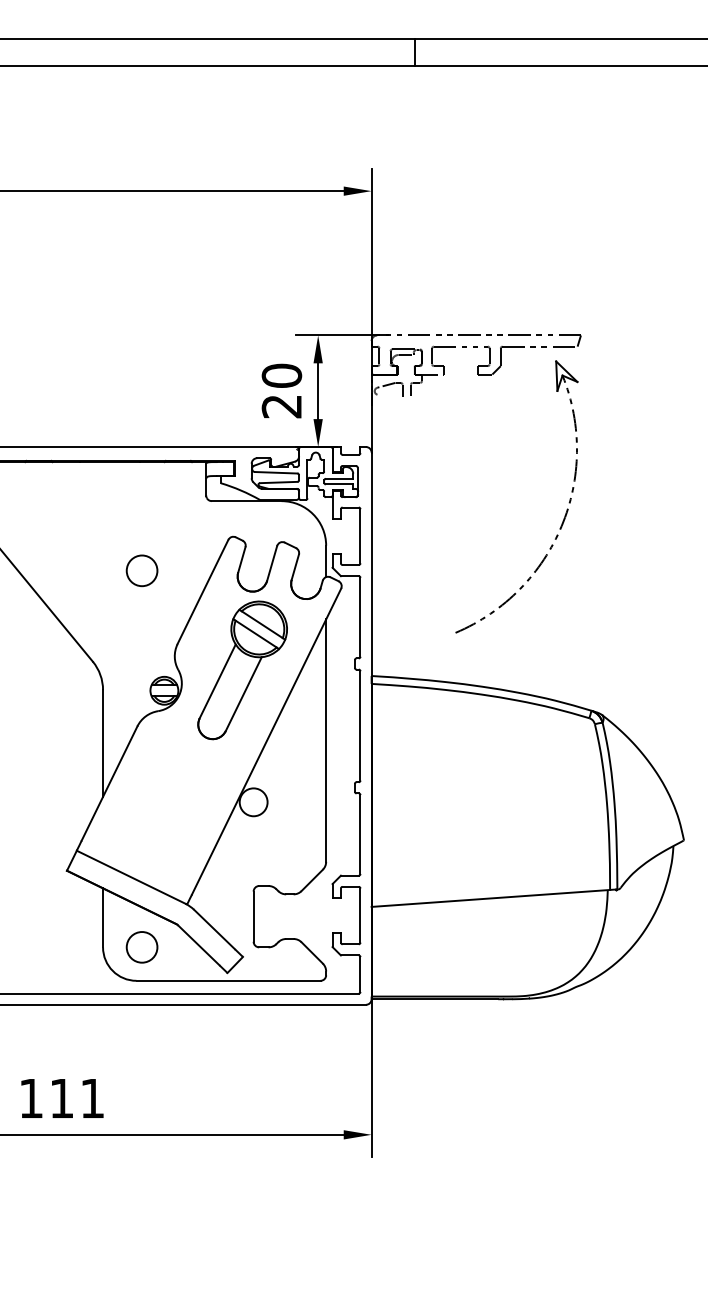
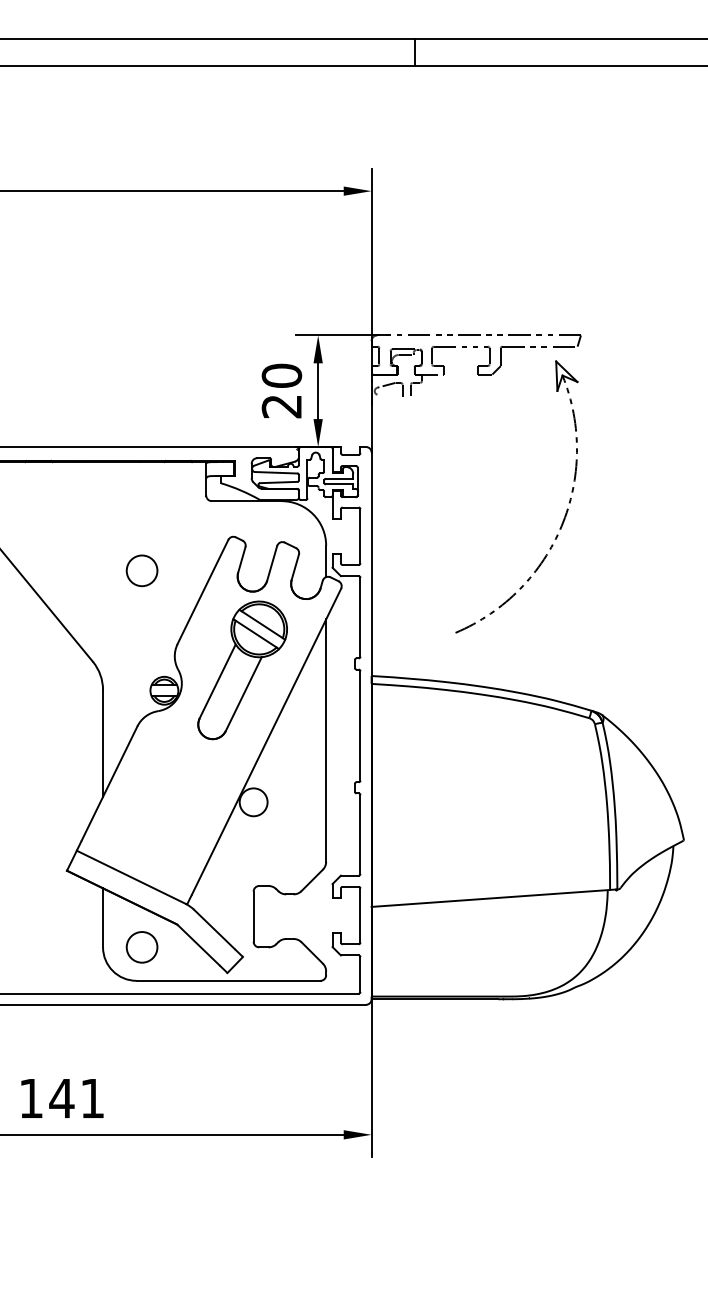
text: 111 -> 141 (61, 1098)
